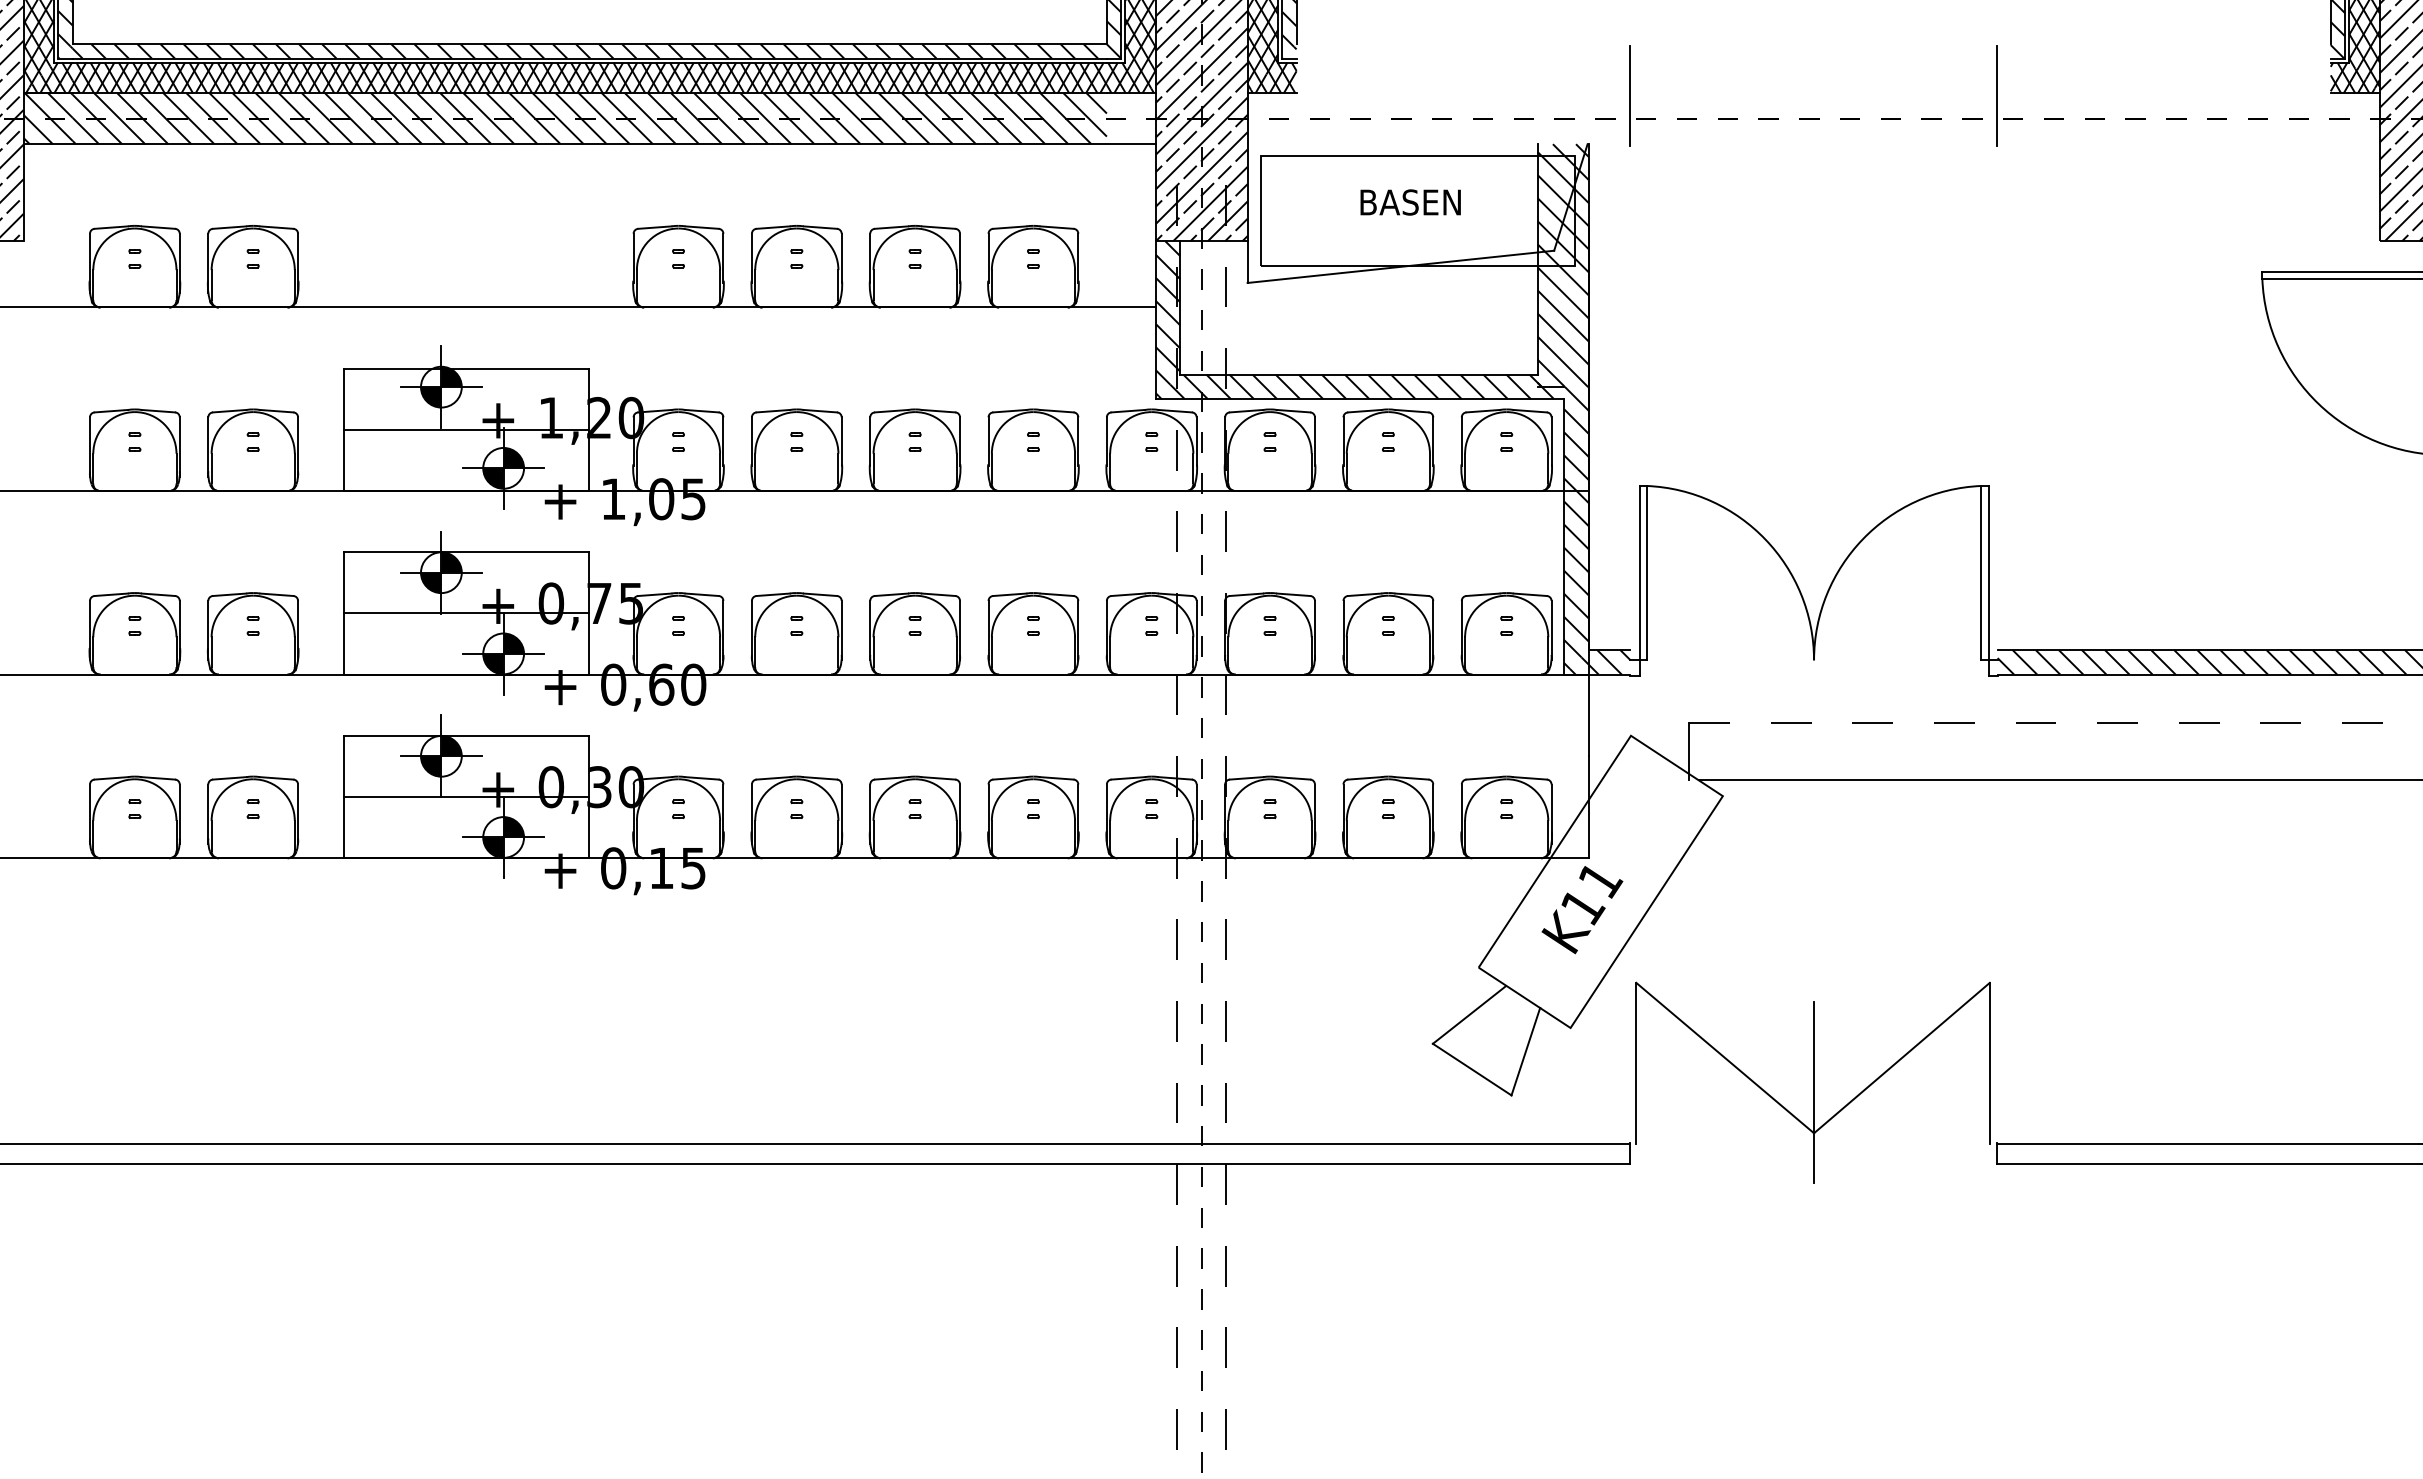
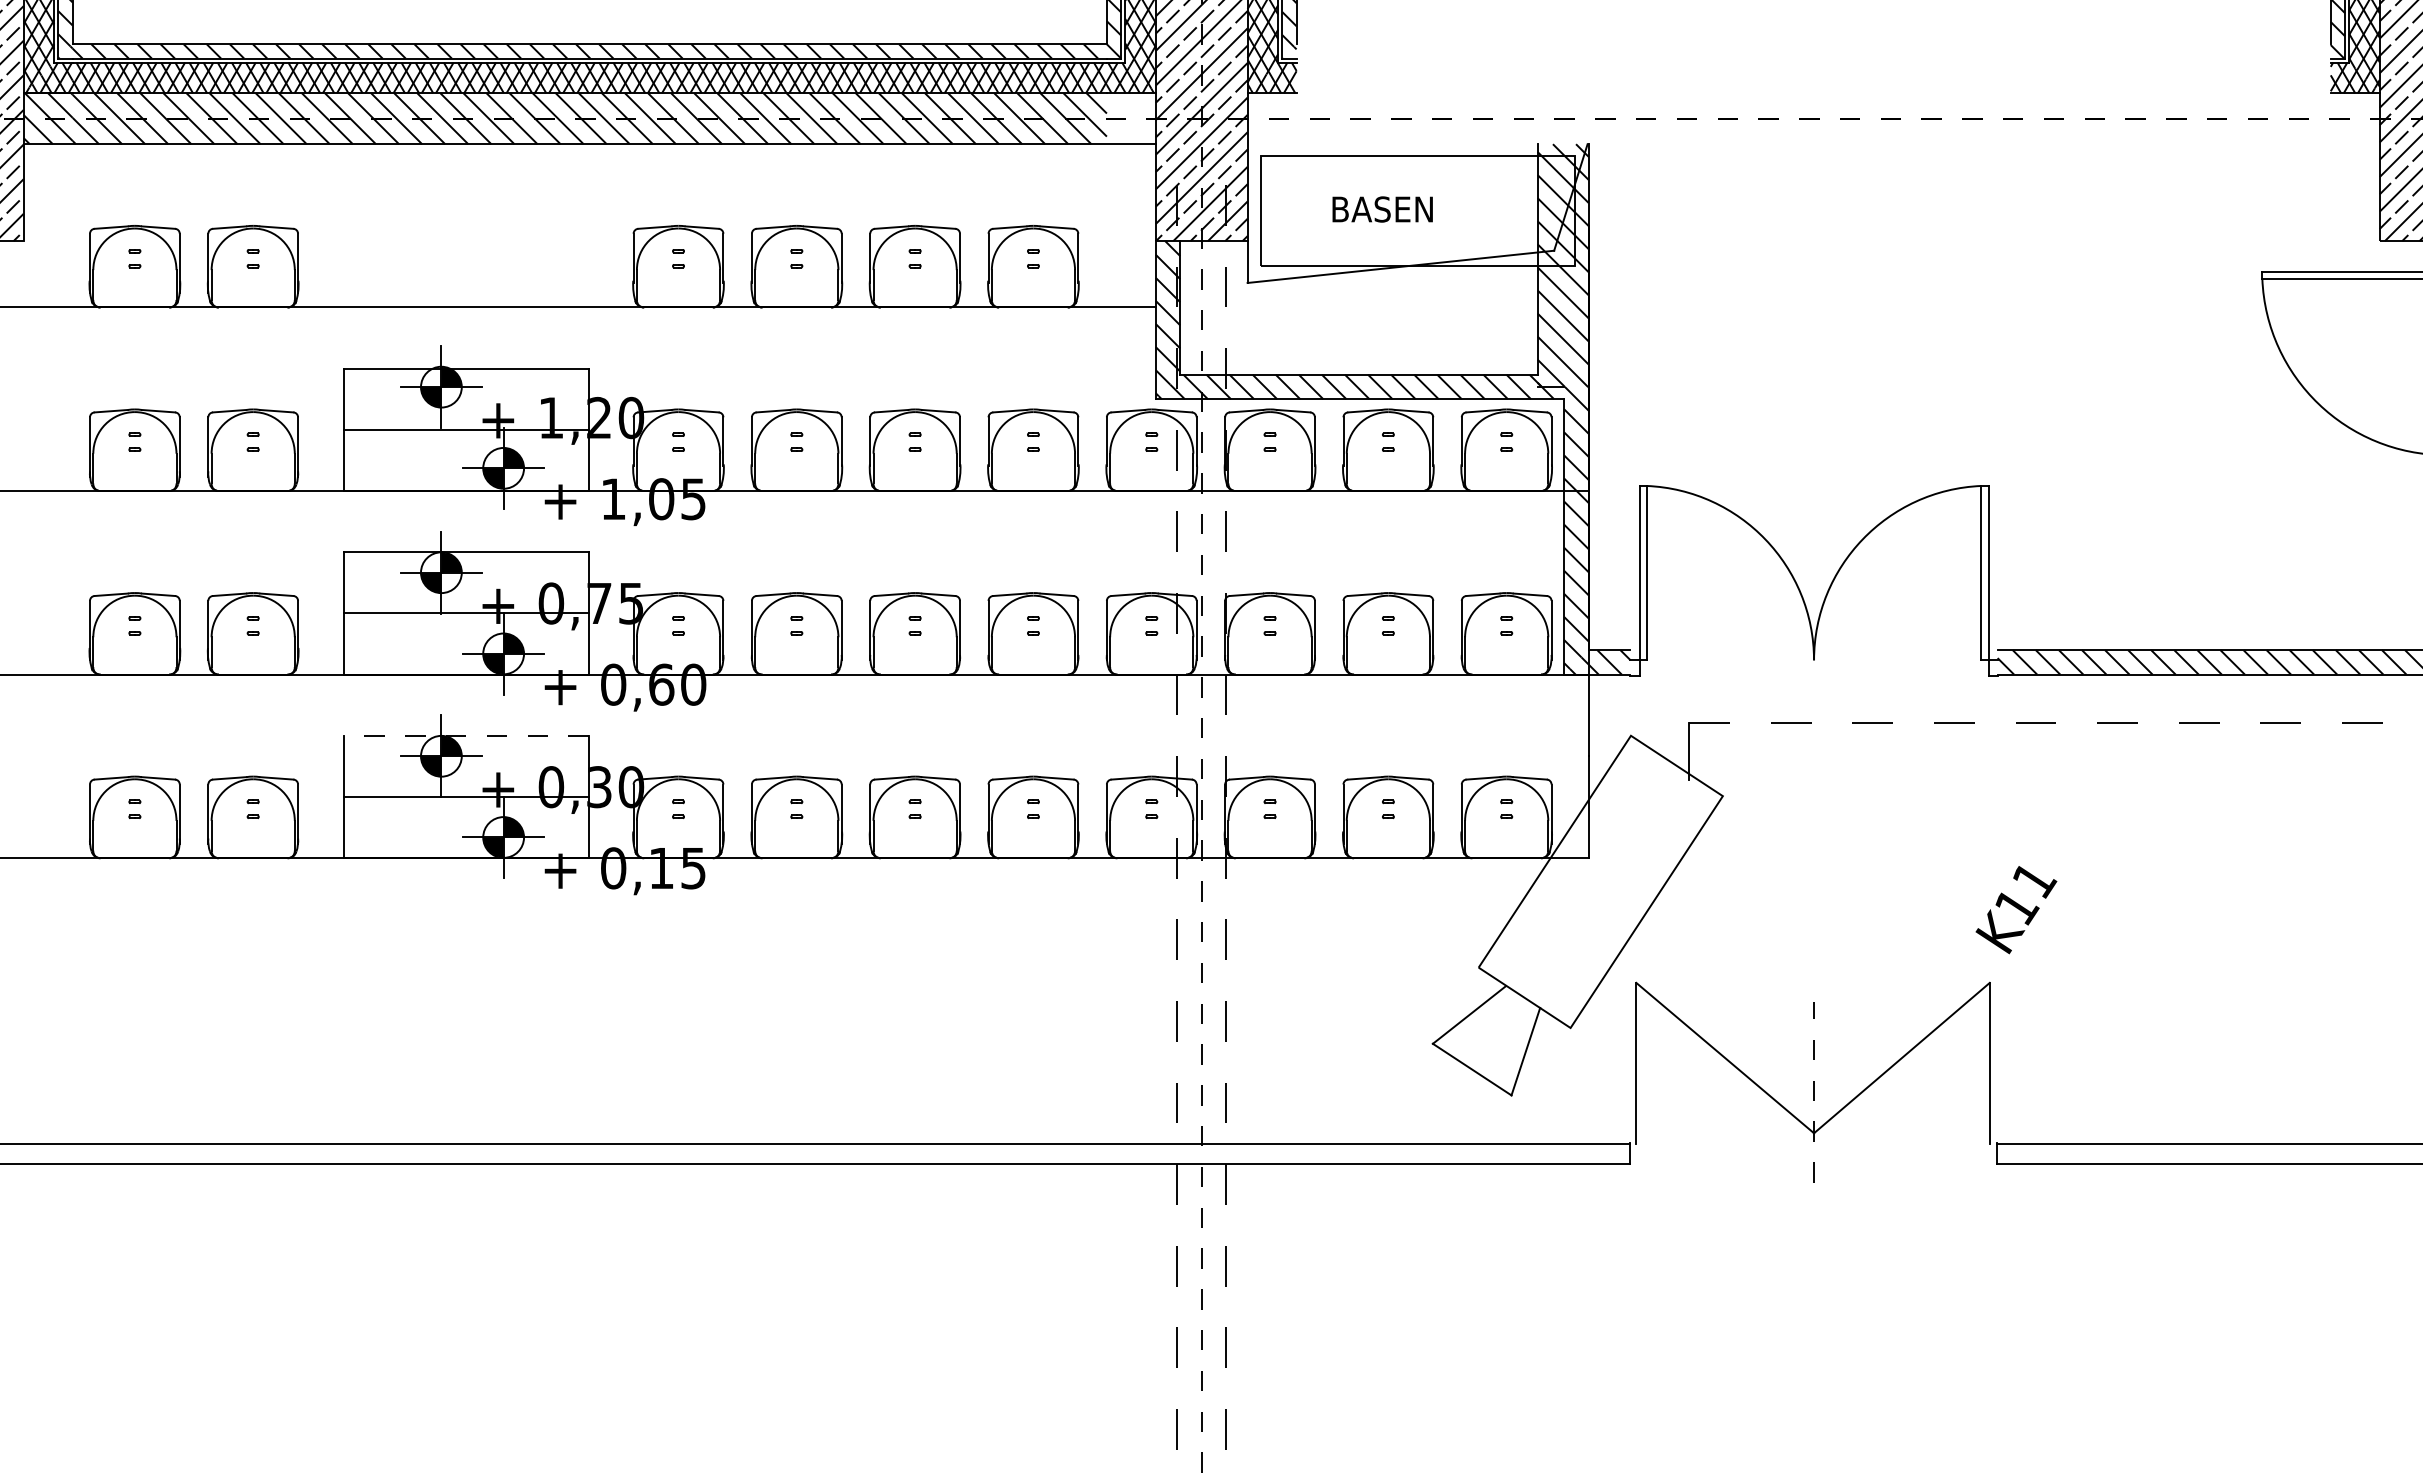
line: present -> none (1997, 95)
line: present -> none (1629, 96)
text position: (1410, 202) -> (1382, 209) (1382, 209)
line: solid -> dashed (465, 735)
line: present -> none (2058, 780)
text position: (1582, 910) -> (2016, 910) (2016, 910)
line: solid -> dashed (1814, 1091)
